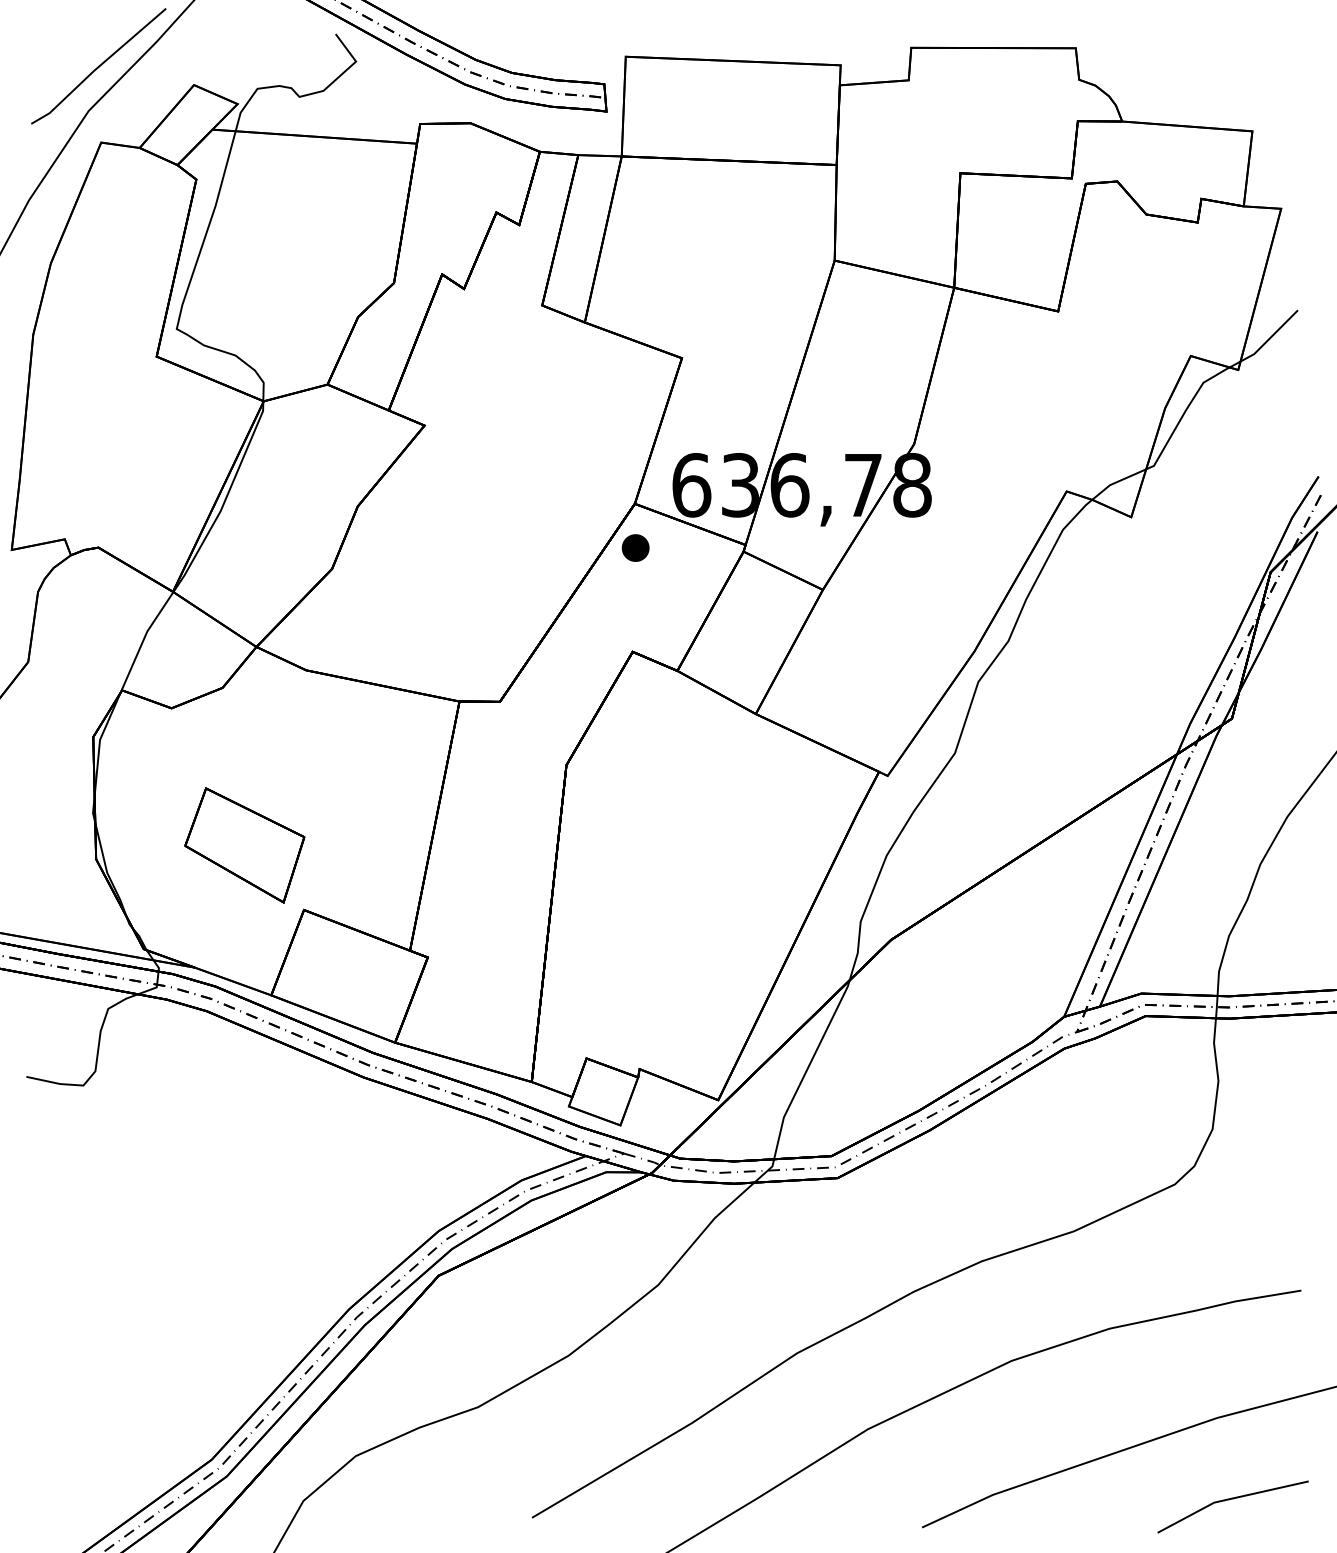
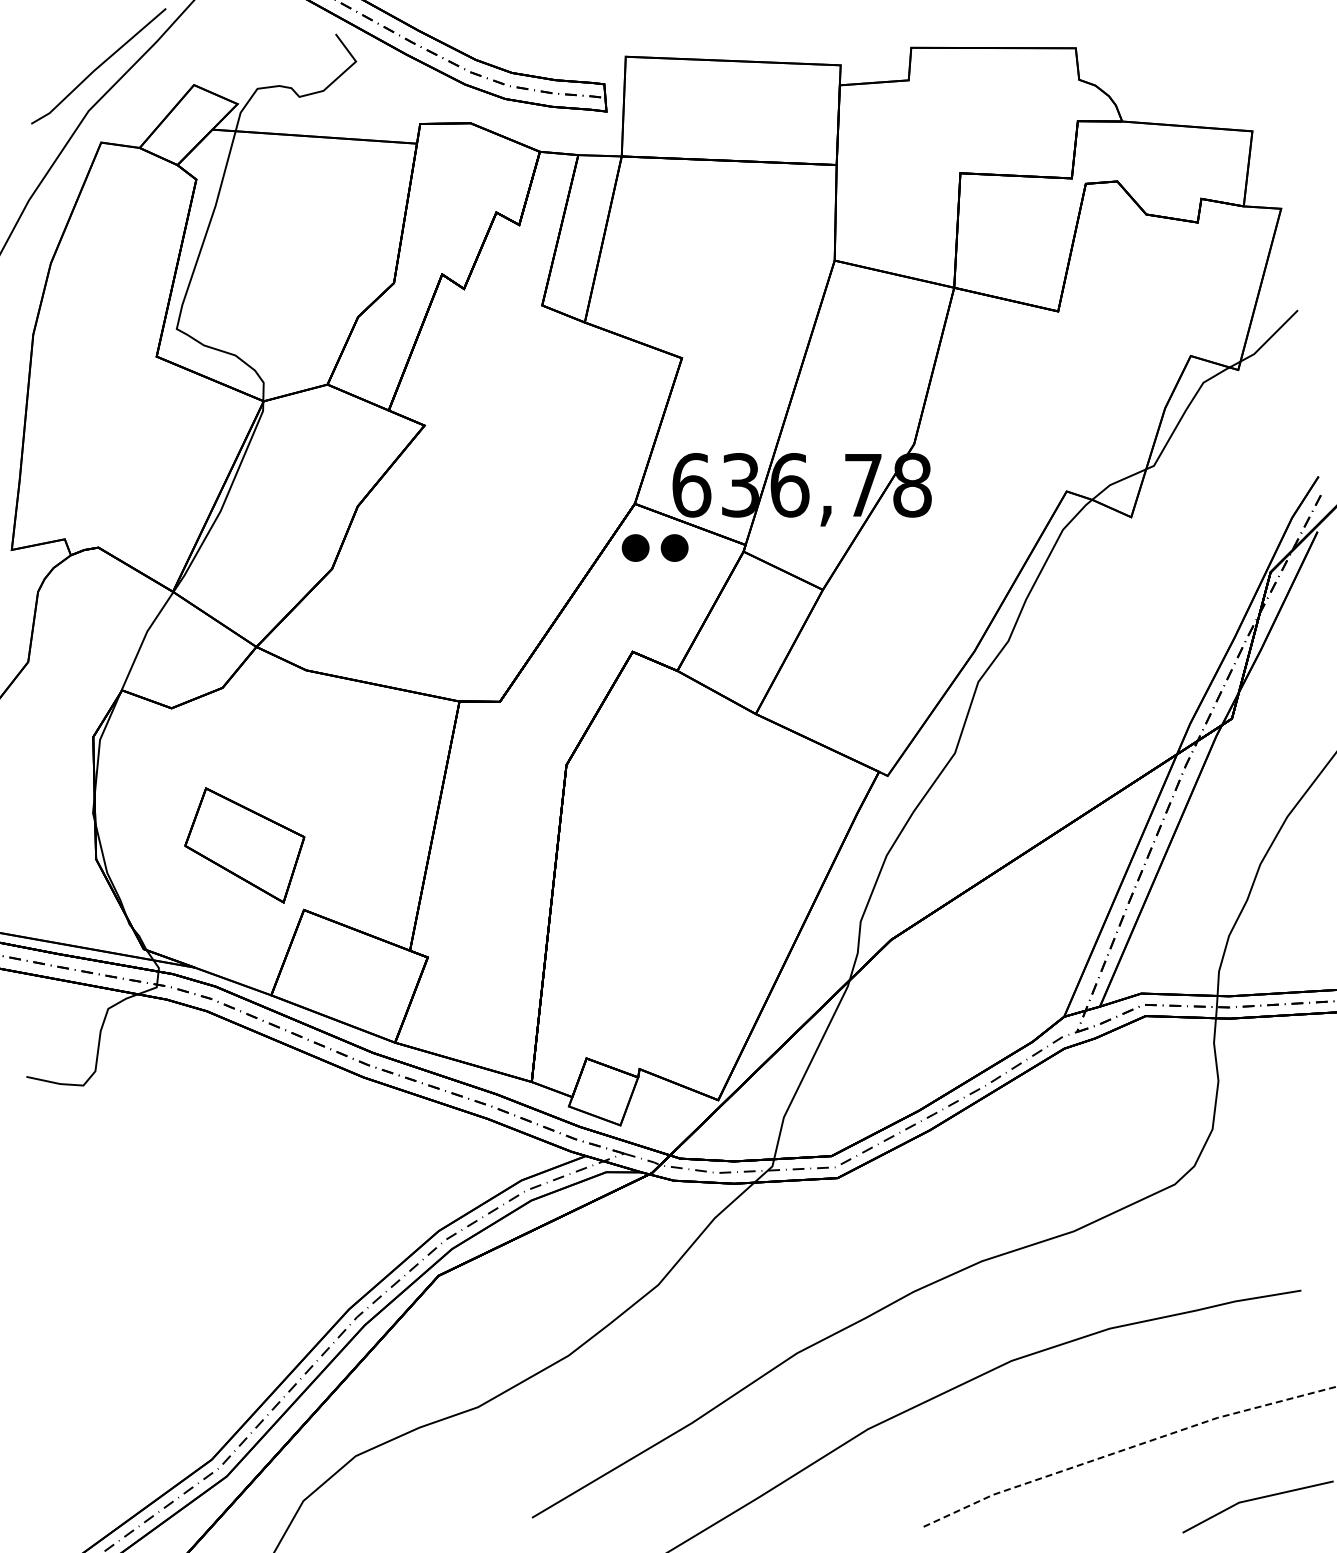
part: none -> present (674, 547)
line: solid -> dashed (1125, 1449)
line position: (1229, 1500) -> (1254, 1500) (1254, 1500)
